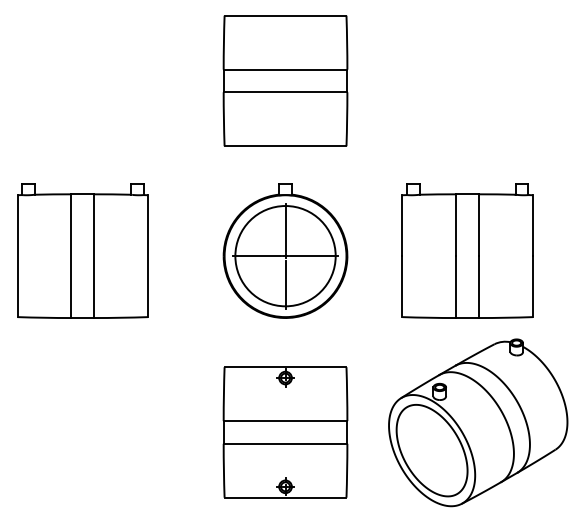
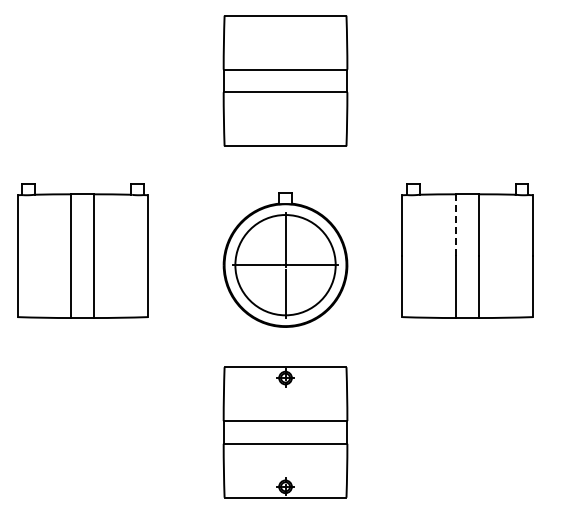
line: solid -> dashed (456, 225)
part position: (285, 250) -> (285, 259) (285, 259)
part: present -> none (478, 422)
